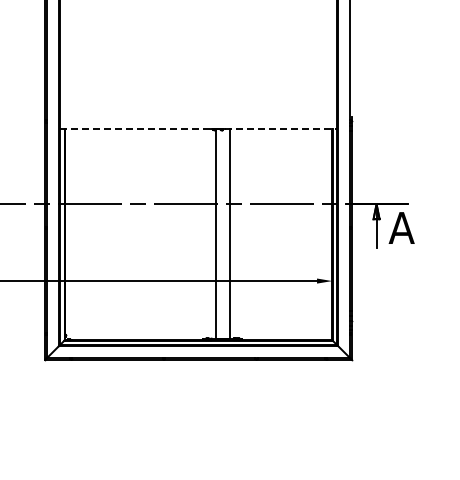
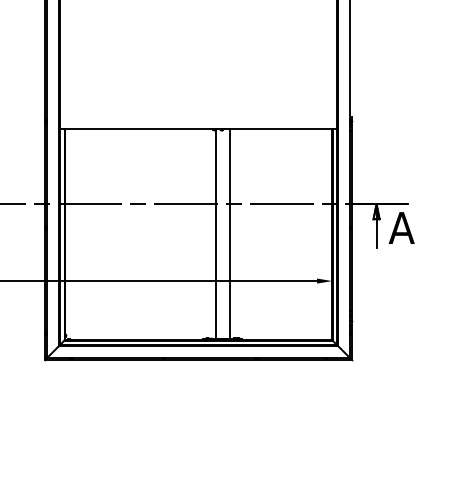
line: dashed -> solid (198, 128)
